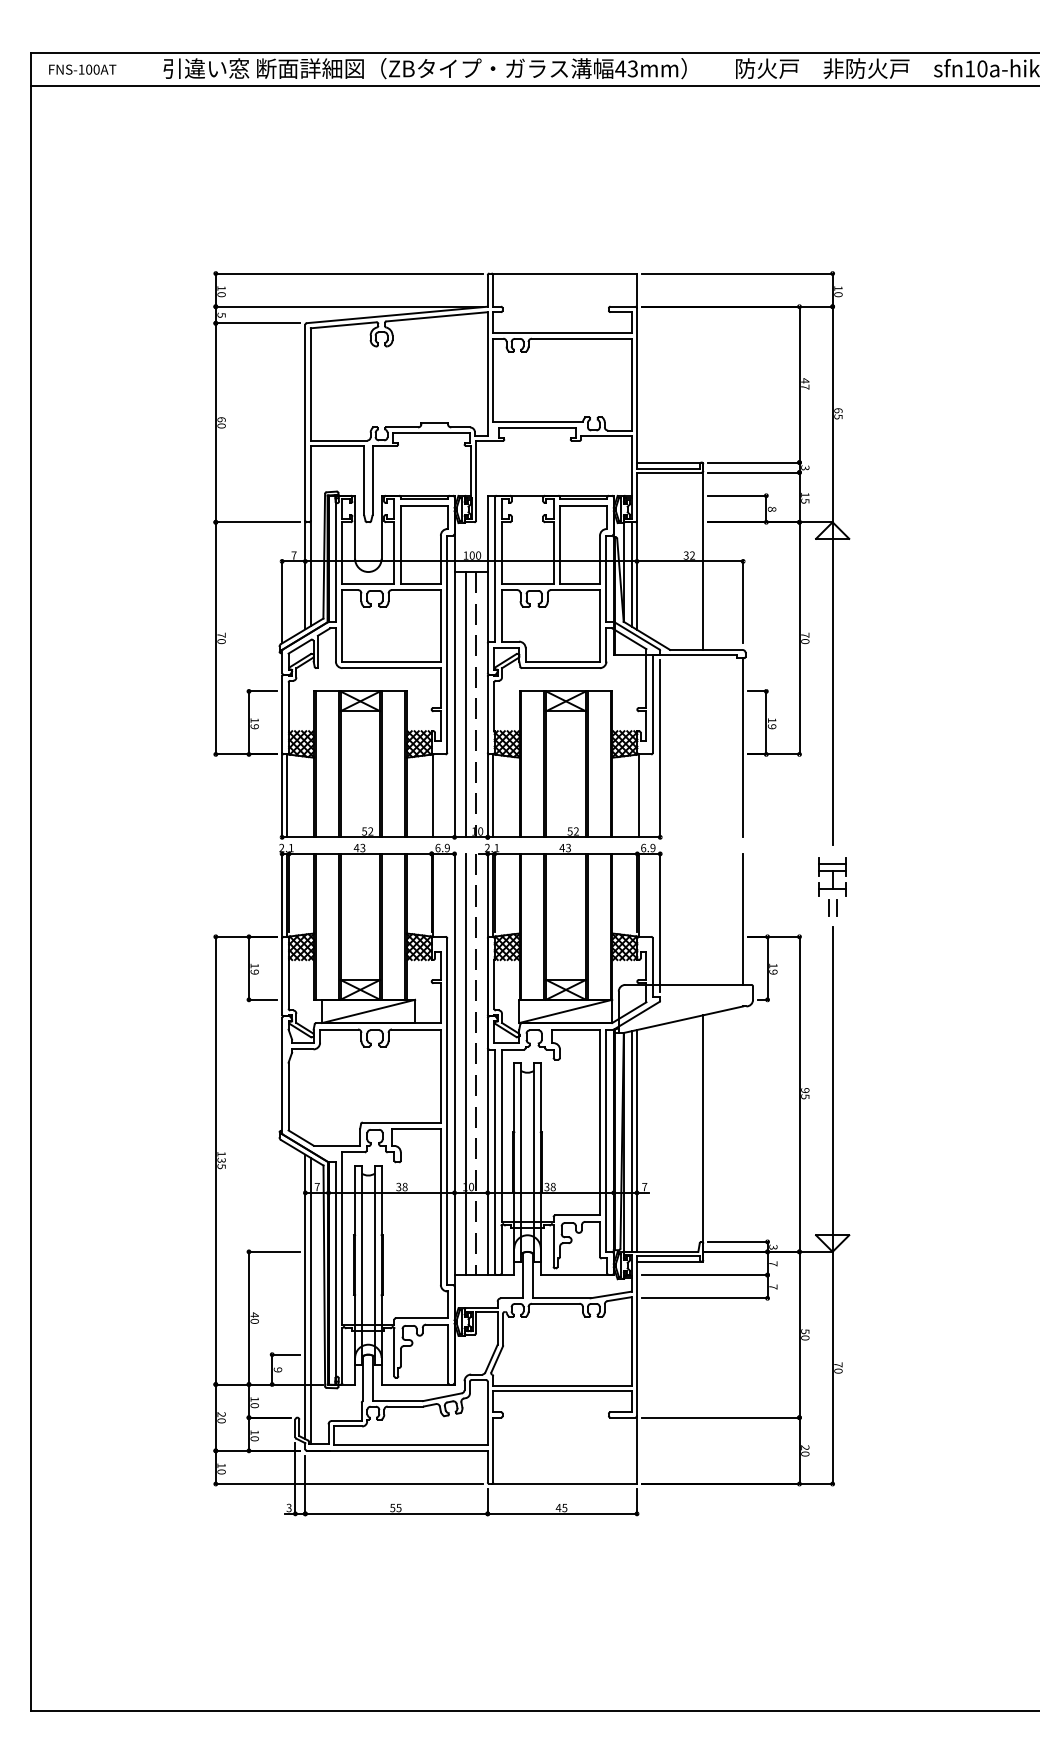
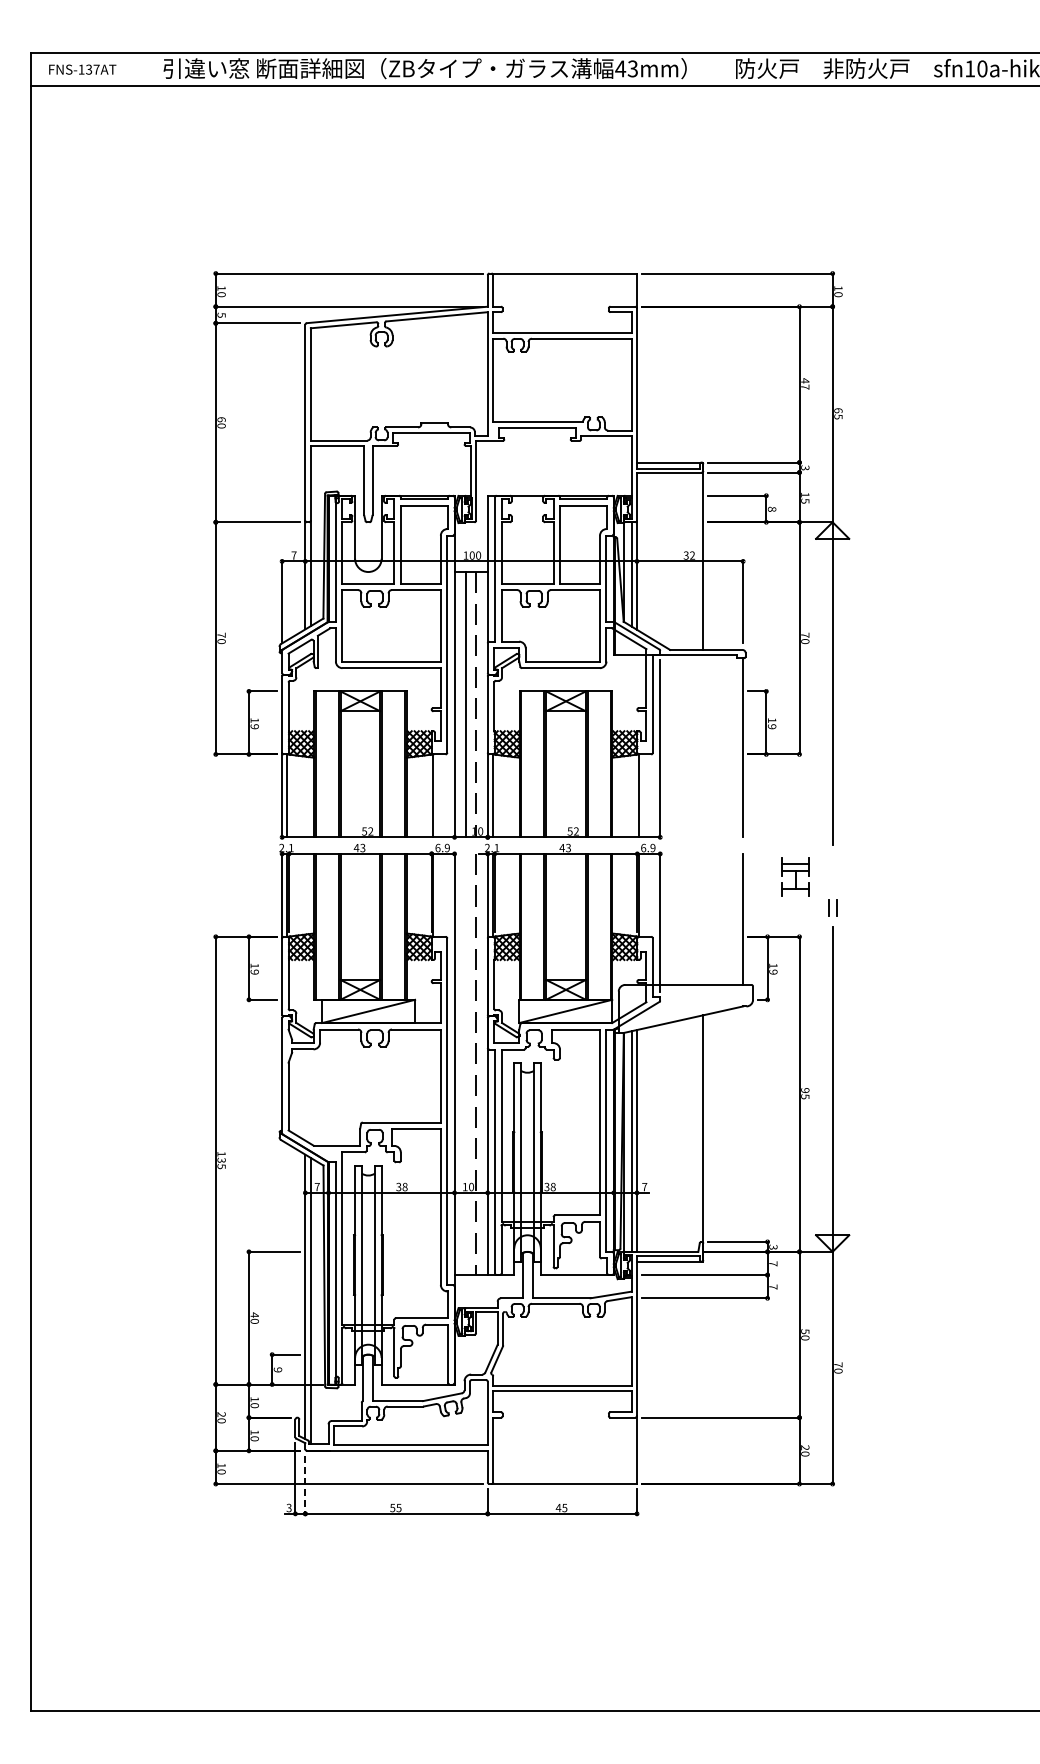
text: FNS-100AT -> FNS-137AT (92, 69)
part position: (832, 876) -> (795, 876) (795, 876)
line: present -> none (466, 1064)
line: solid -> dashed (305, 1485)
